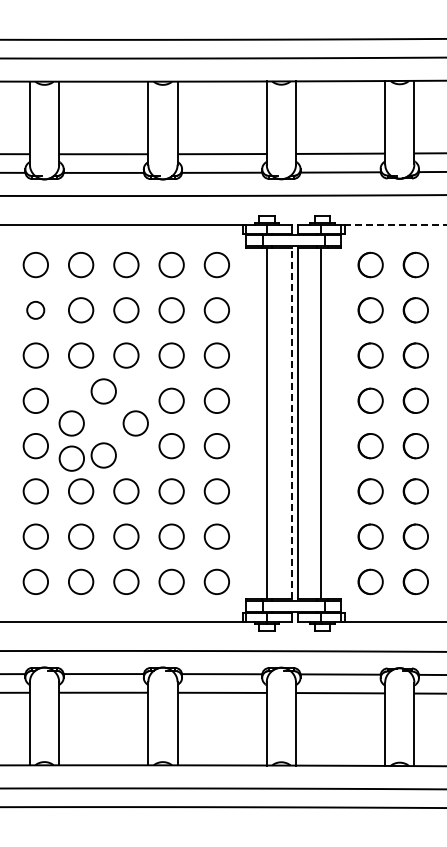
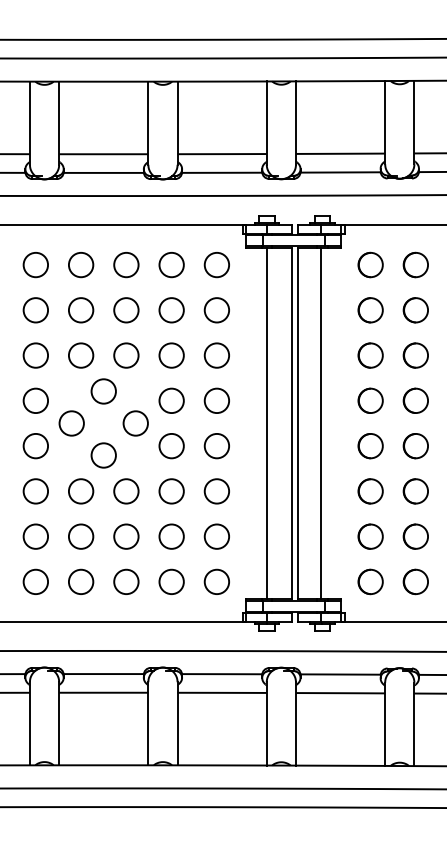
line: dashed -> solid (393, 224)
circle size: 20x19 px -> 27x27 px (35, 310)
line: dashed -> solid (291, 423)
circle: present -> none (71, 458)
